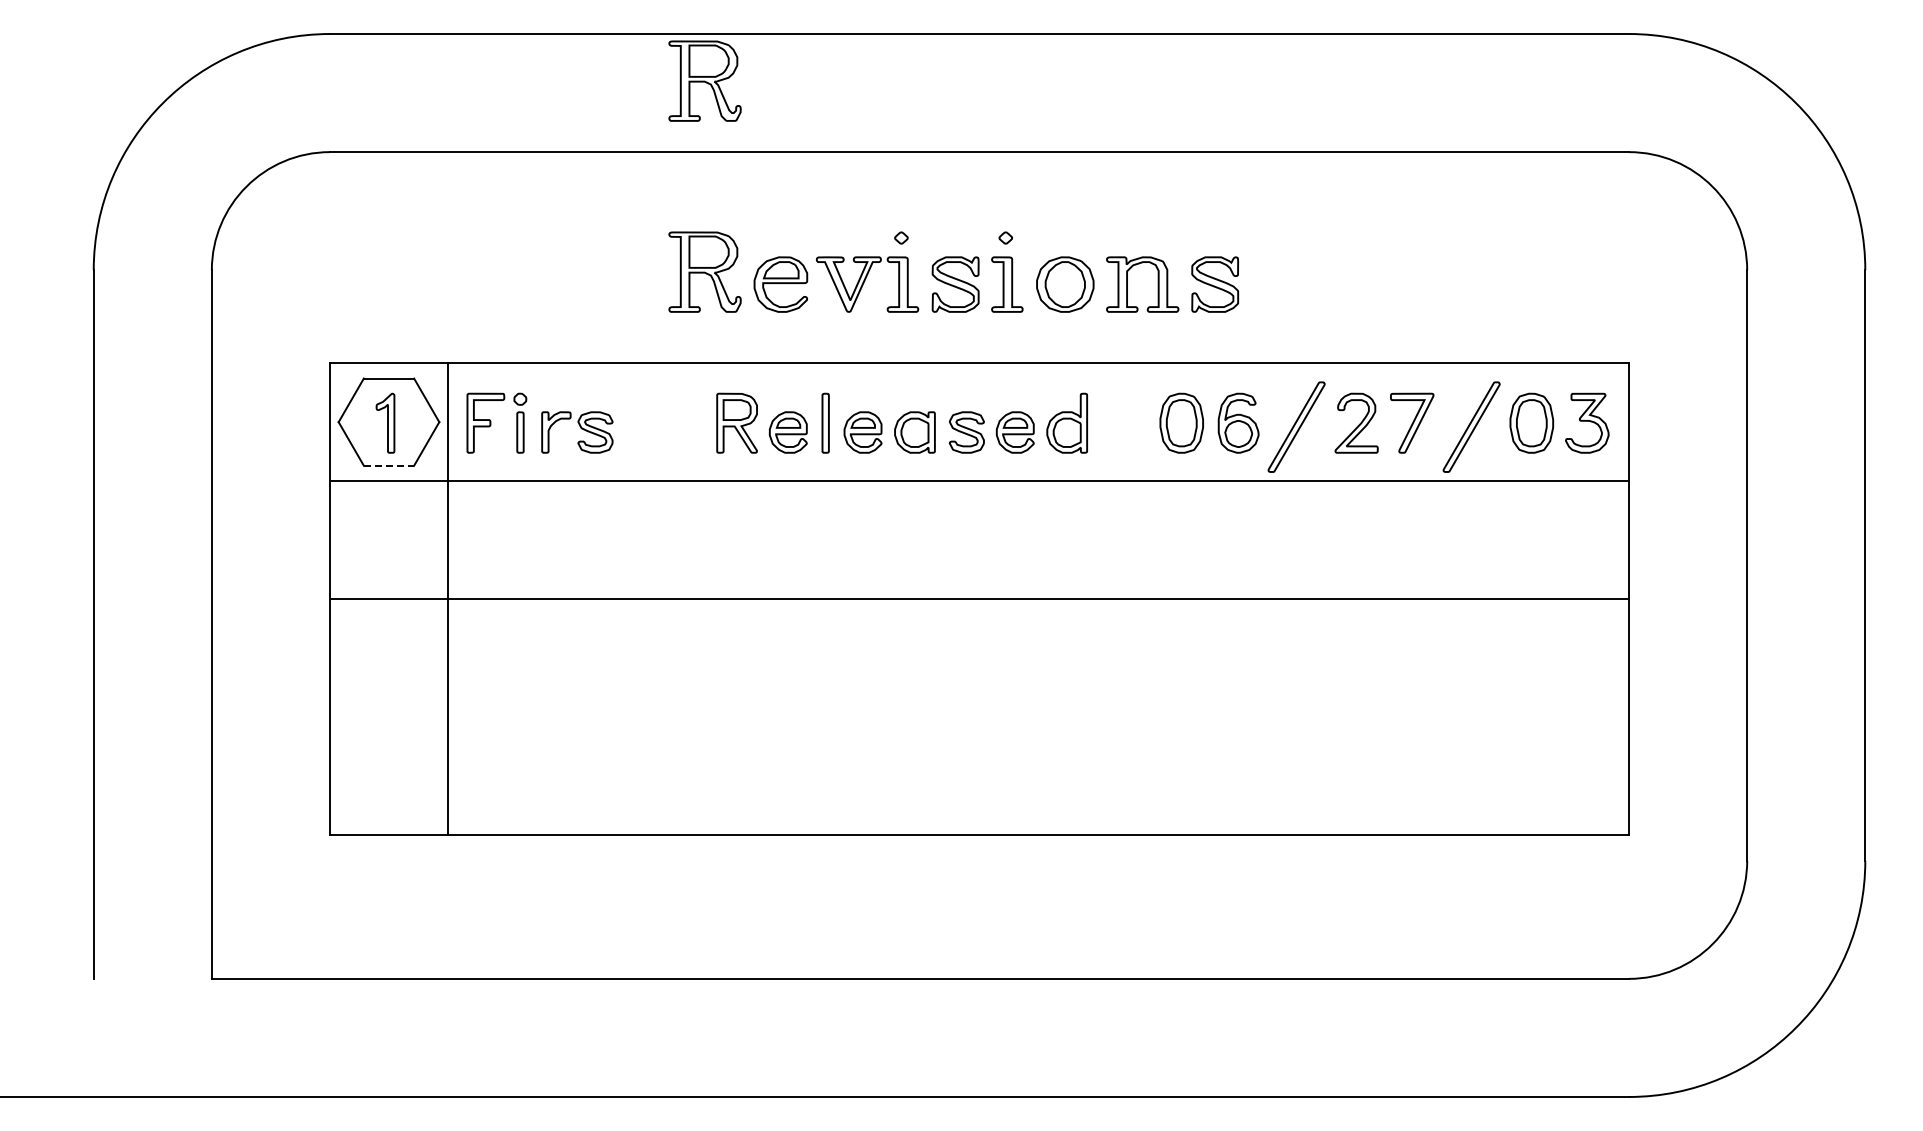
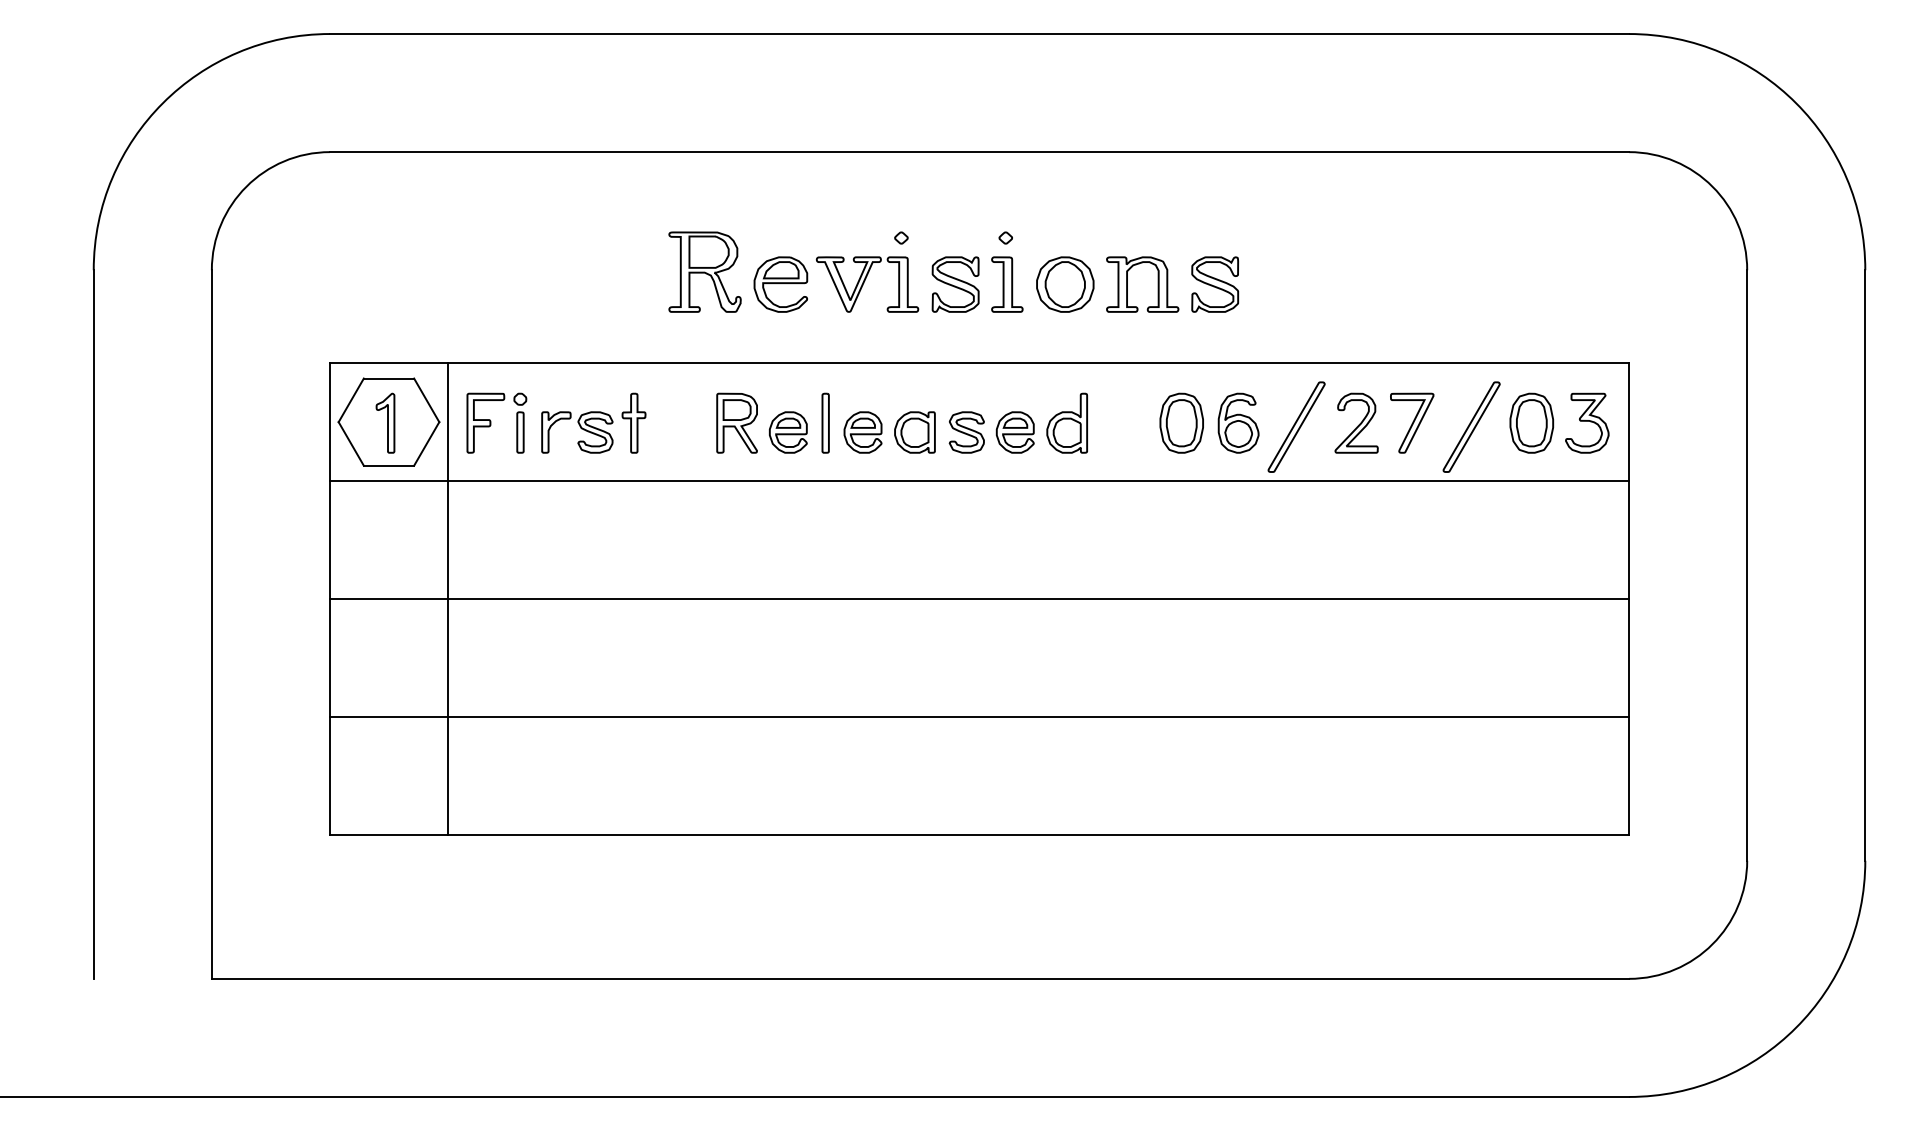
part: present -> none (704, 80)
part: none -> present (633, 422)
line: dashed -> solid (389, 465)
line: none -> present (979, 717)
